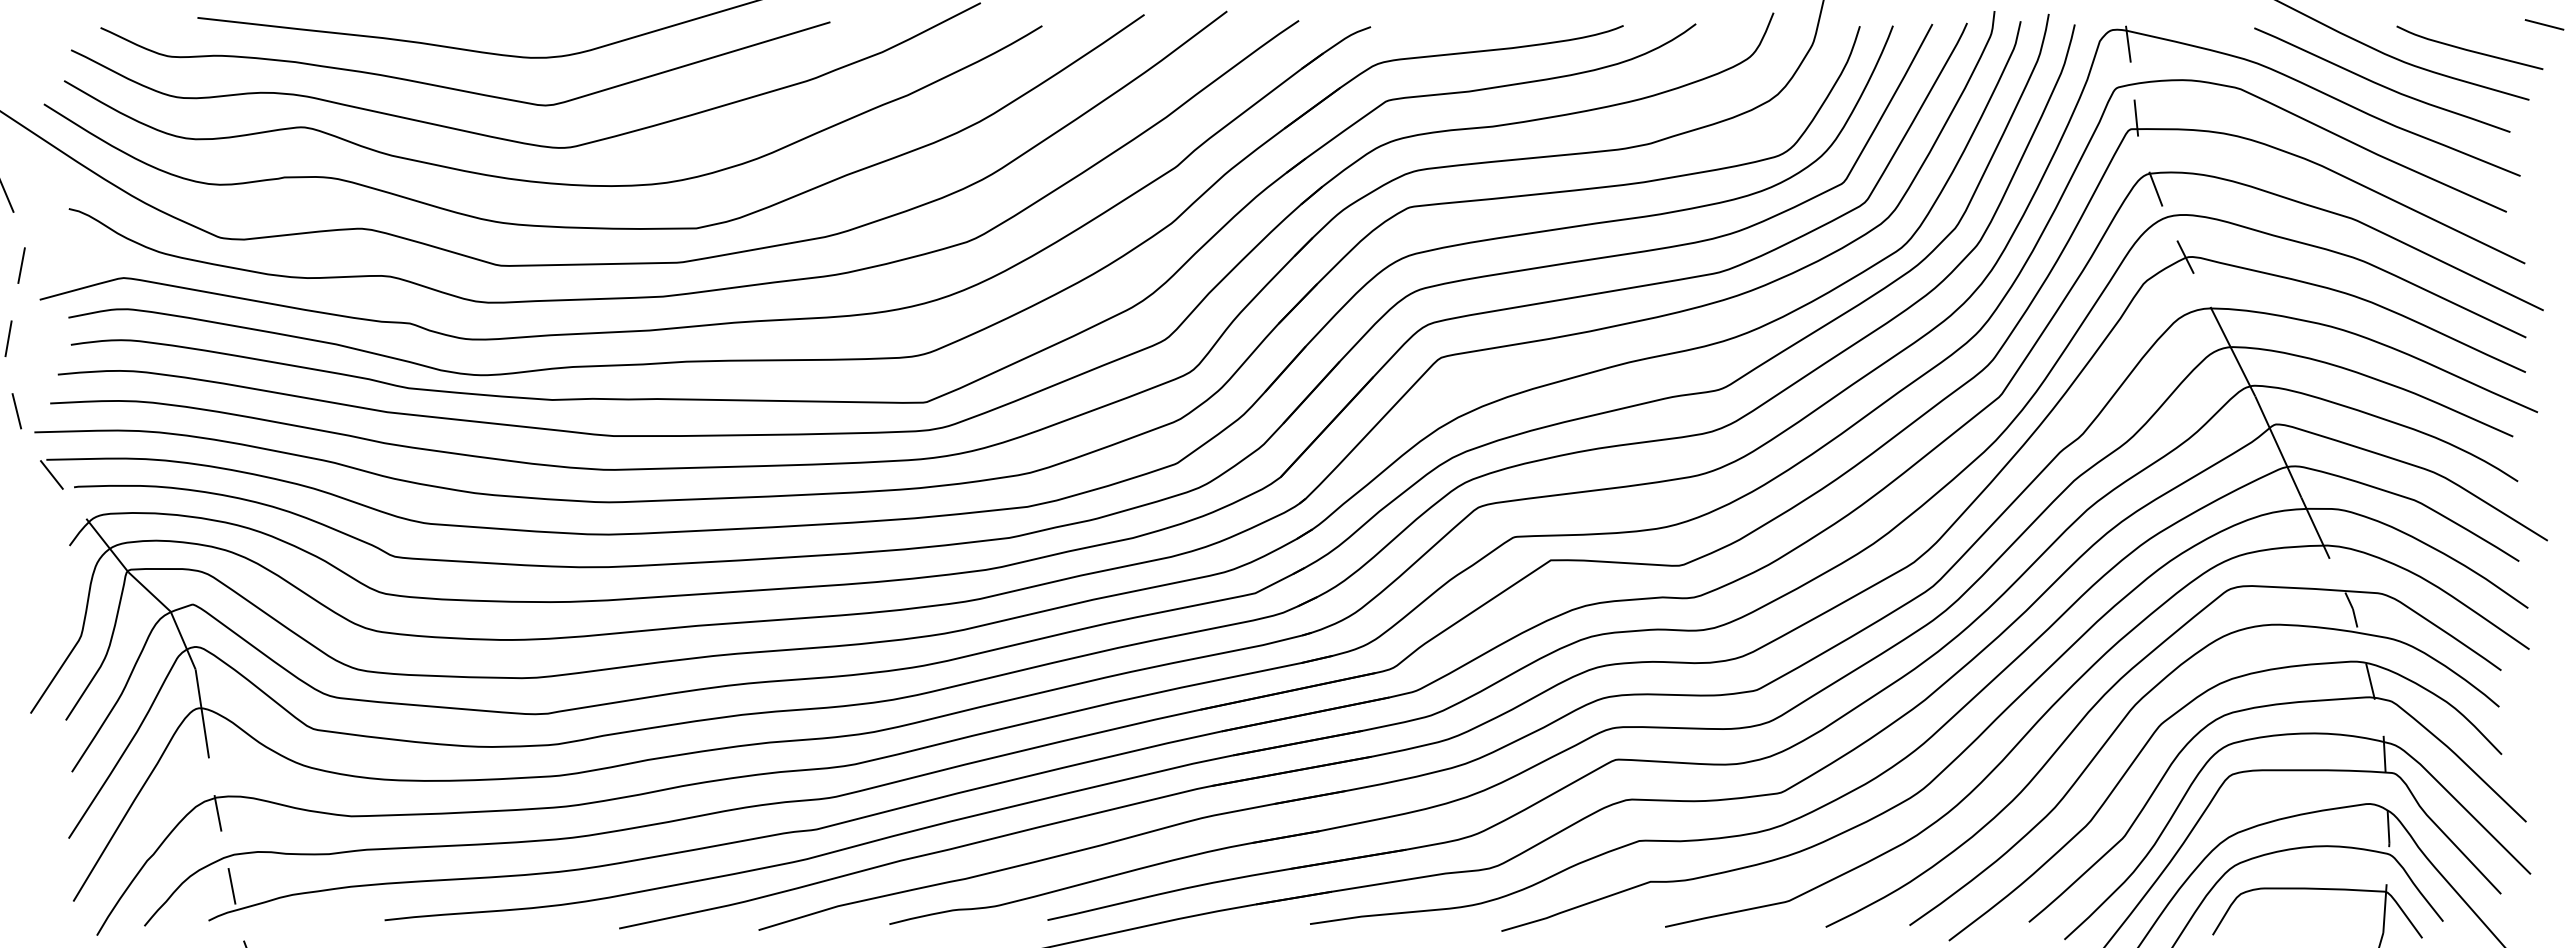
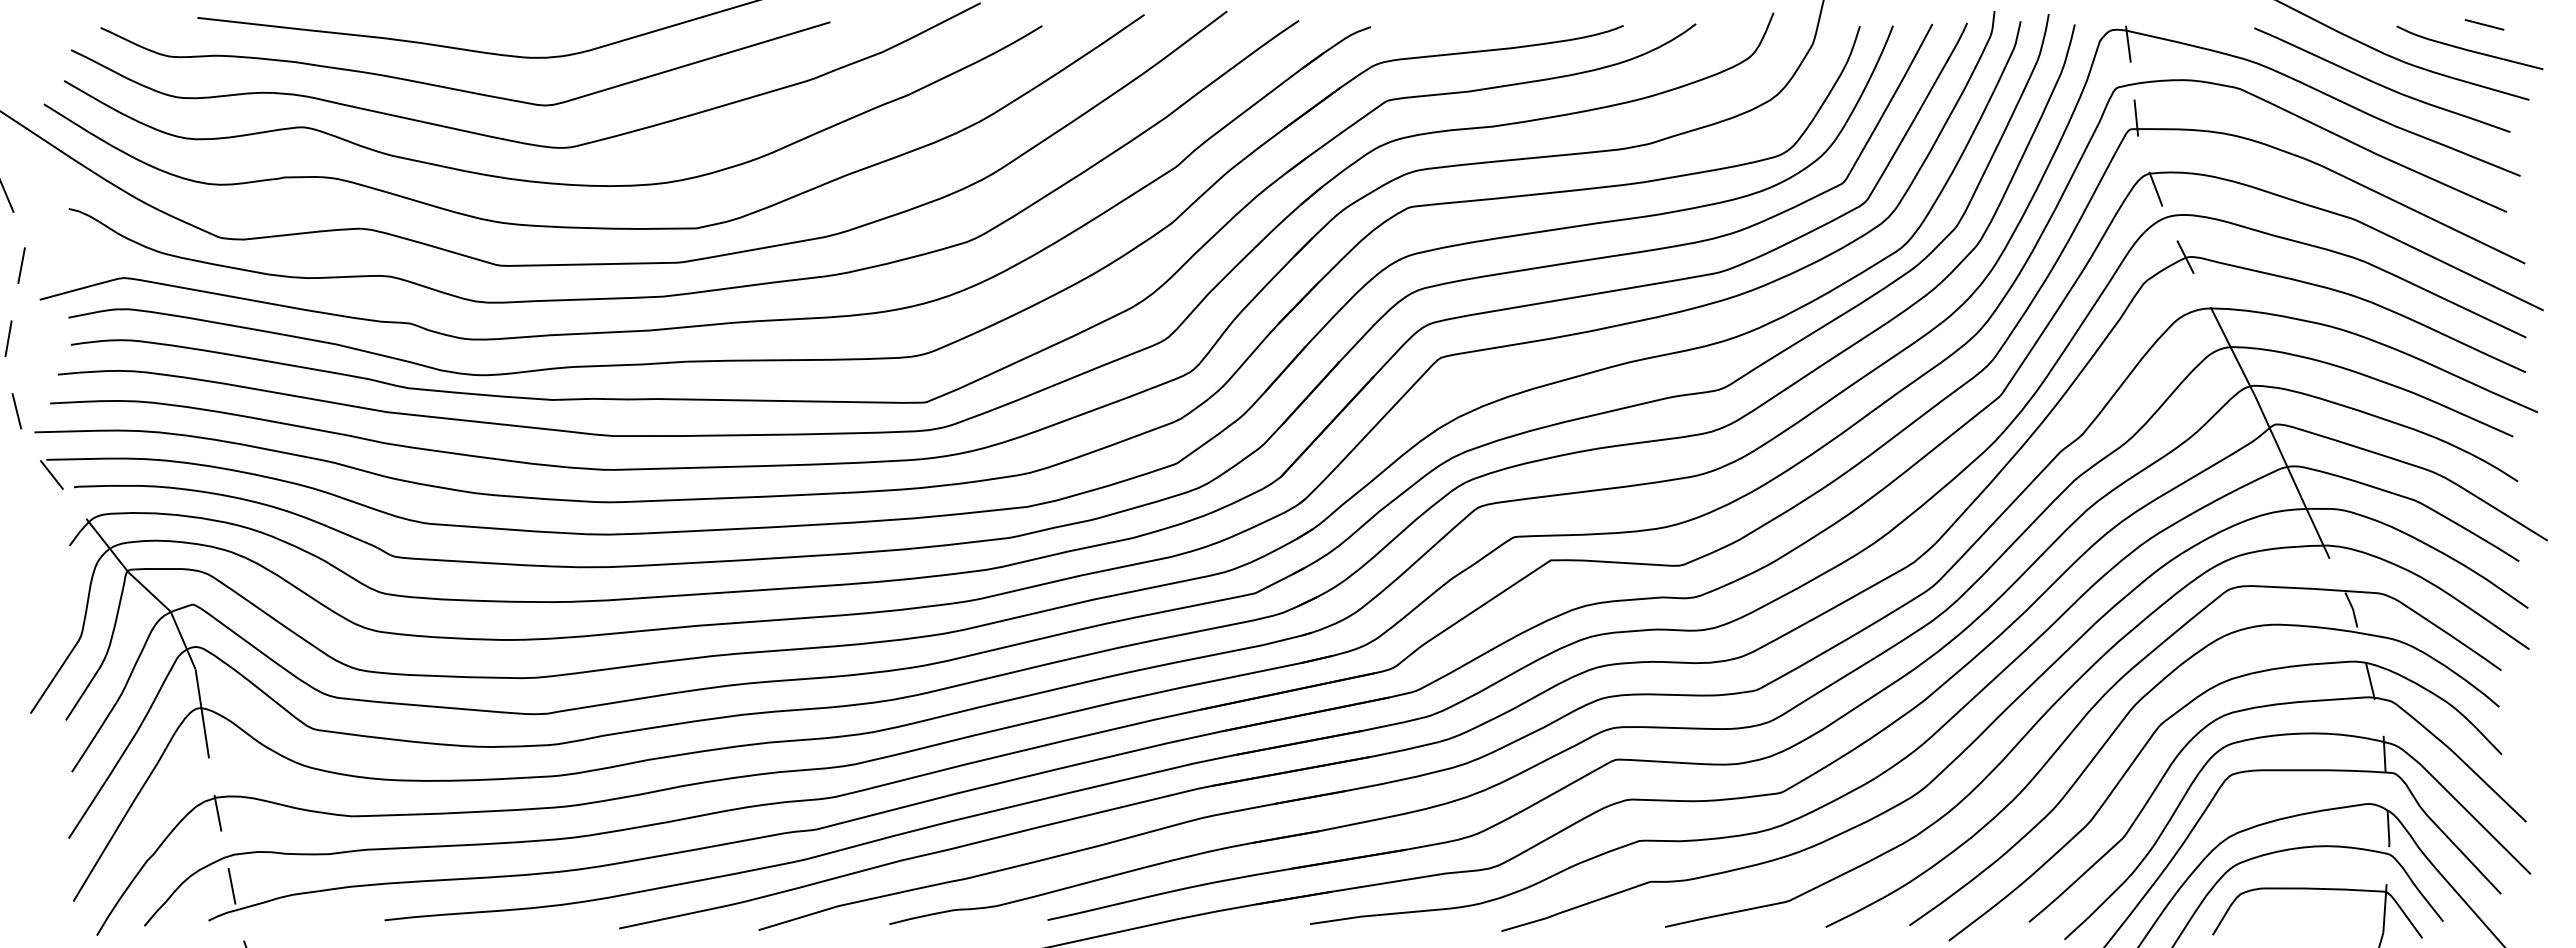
line position: (2544, 24) -> (2484, 24) (2484, 24)
